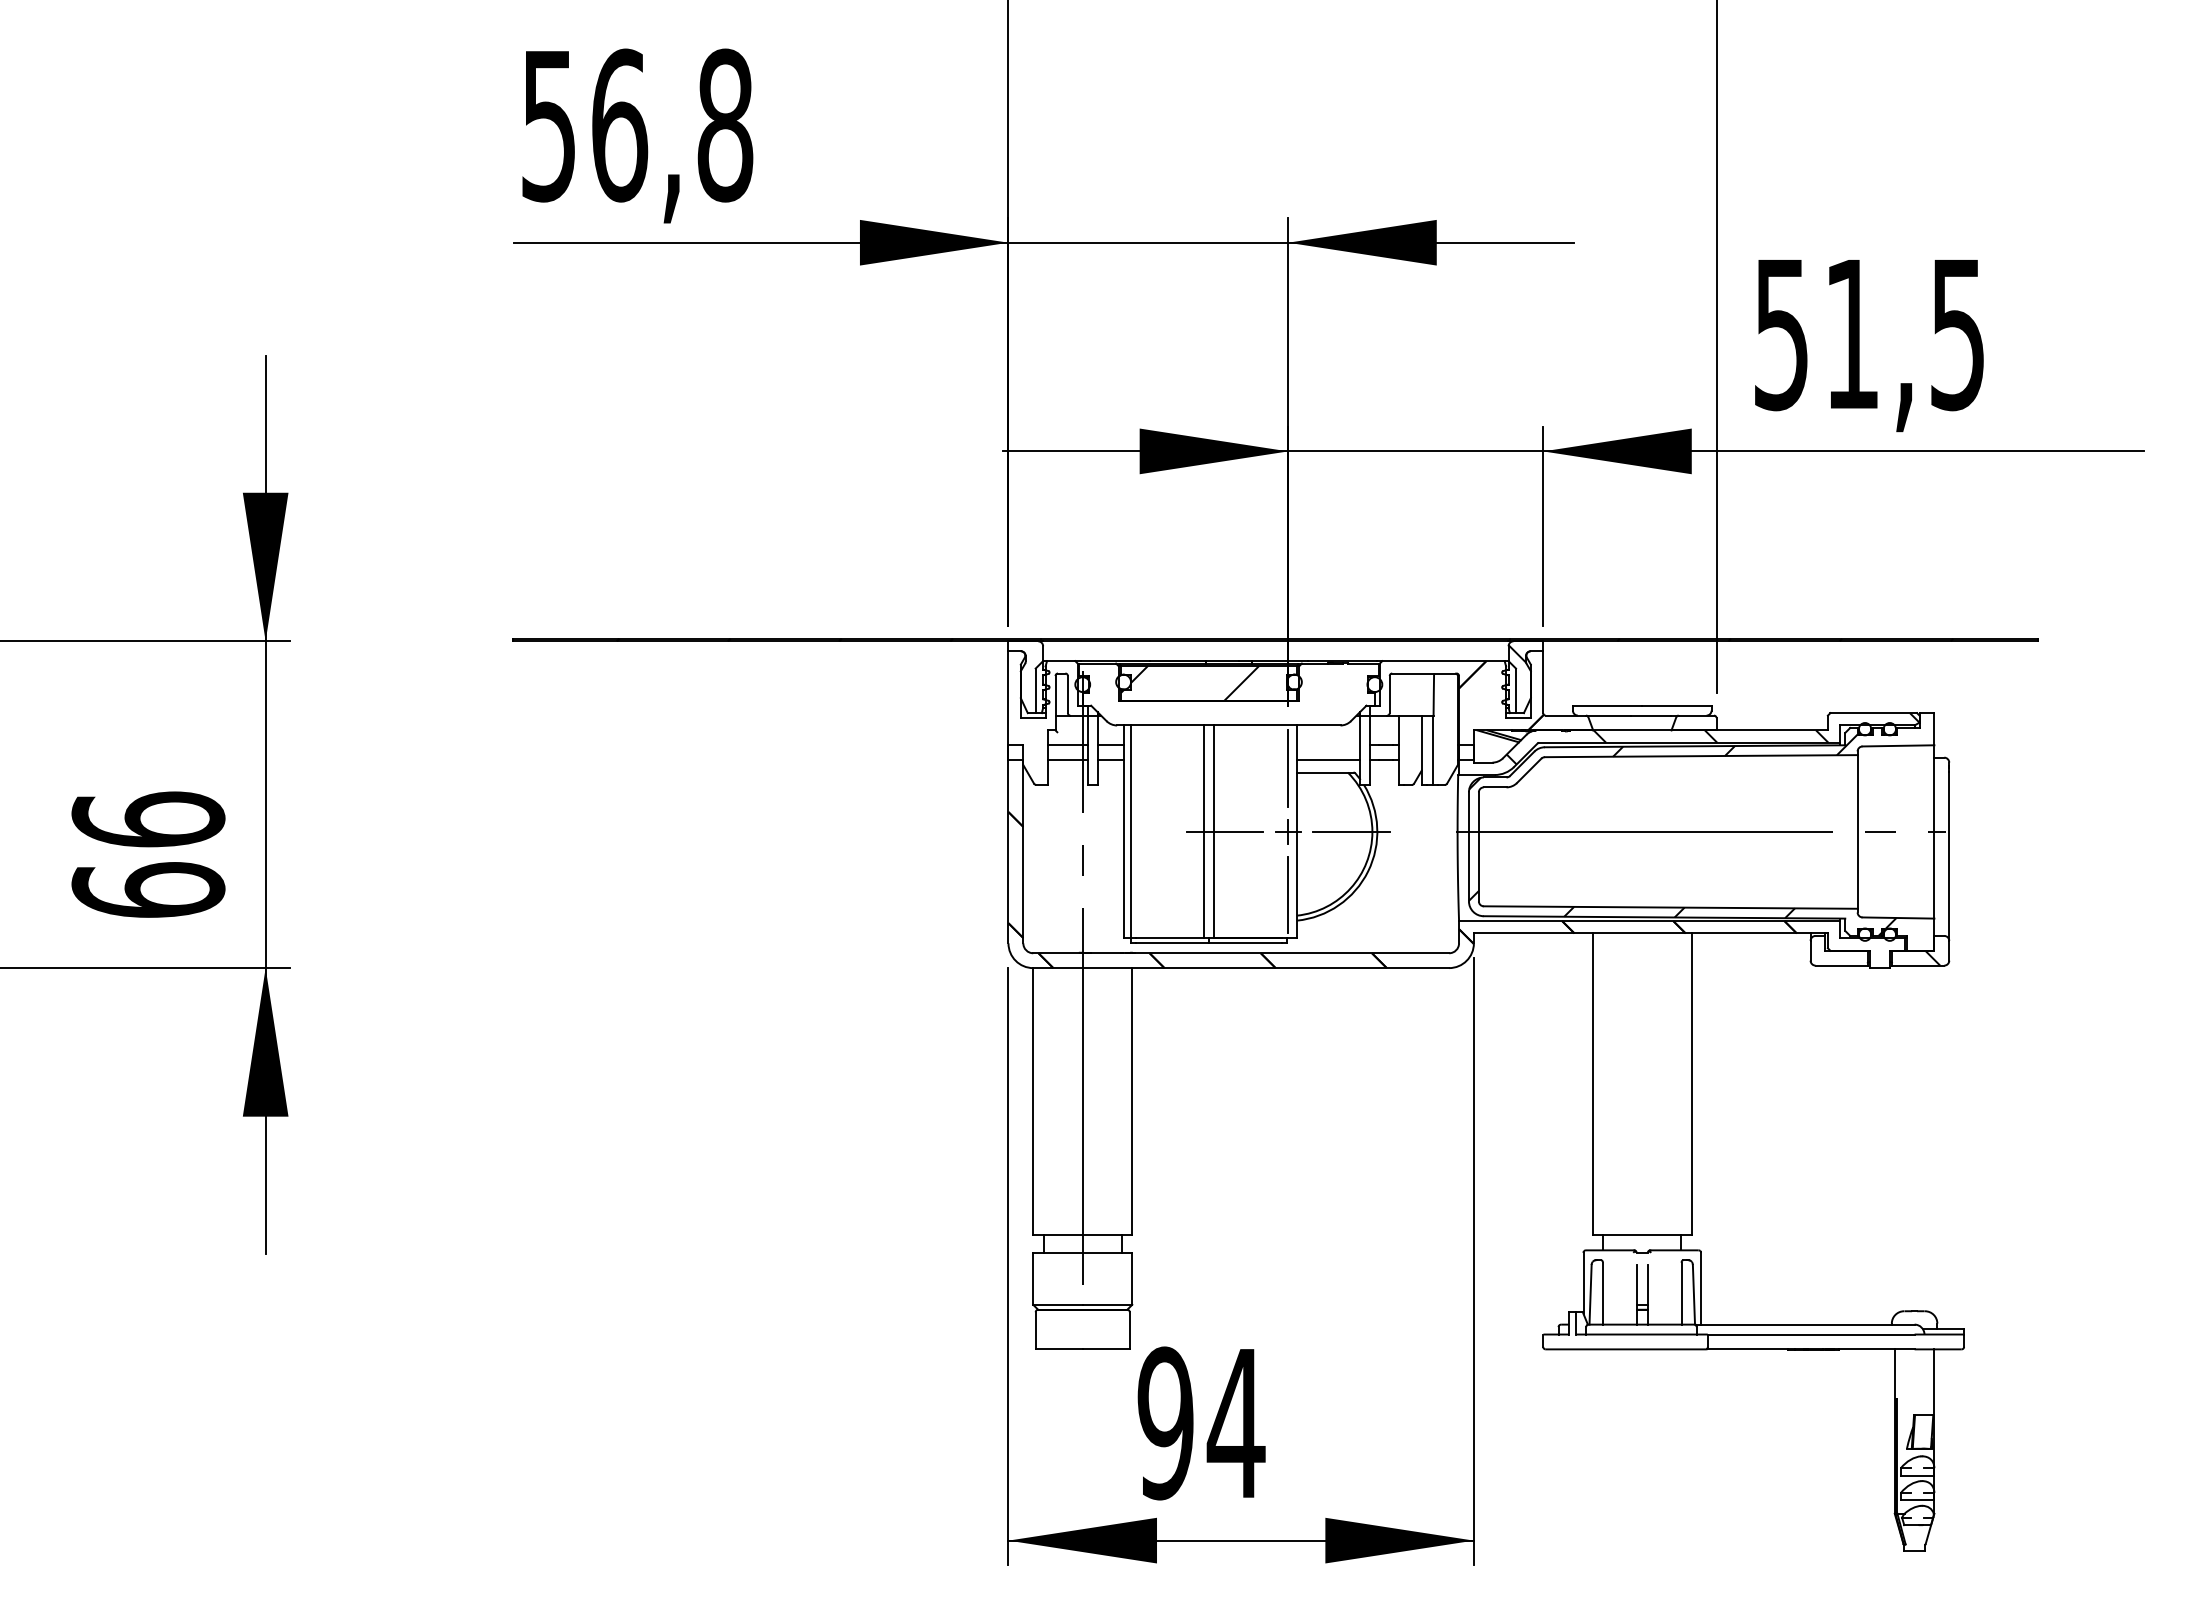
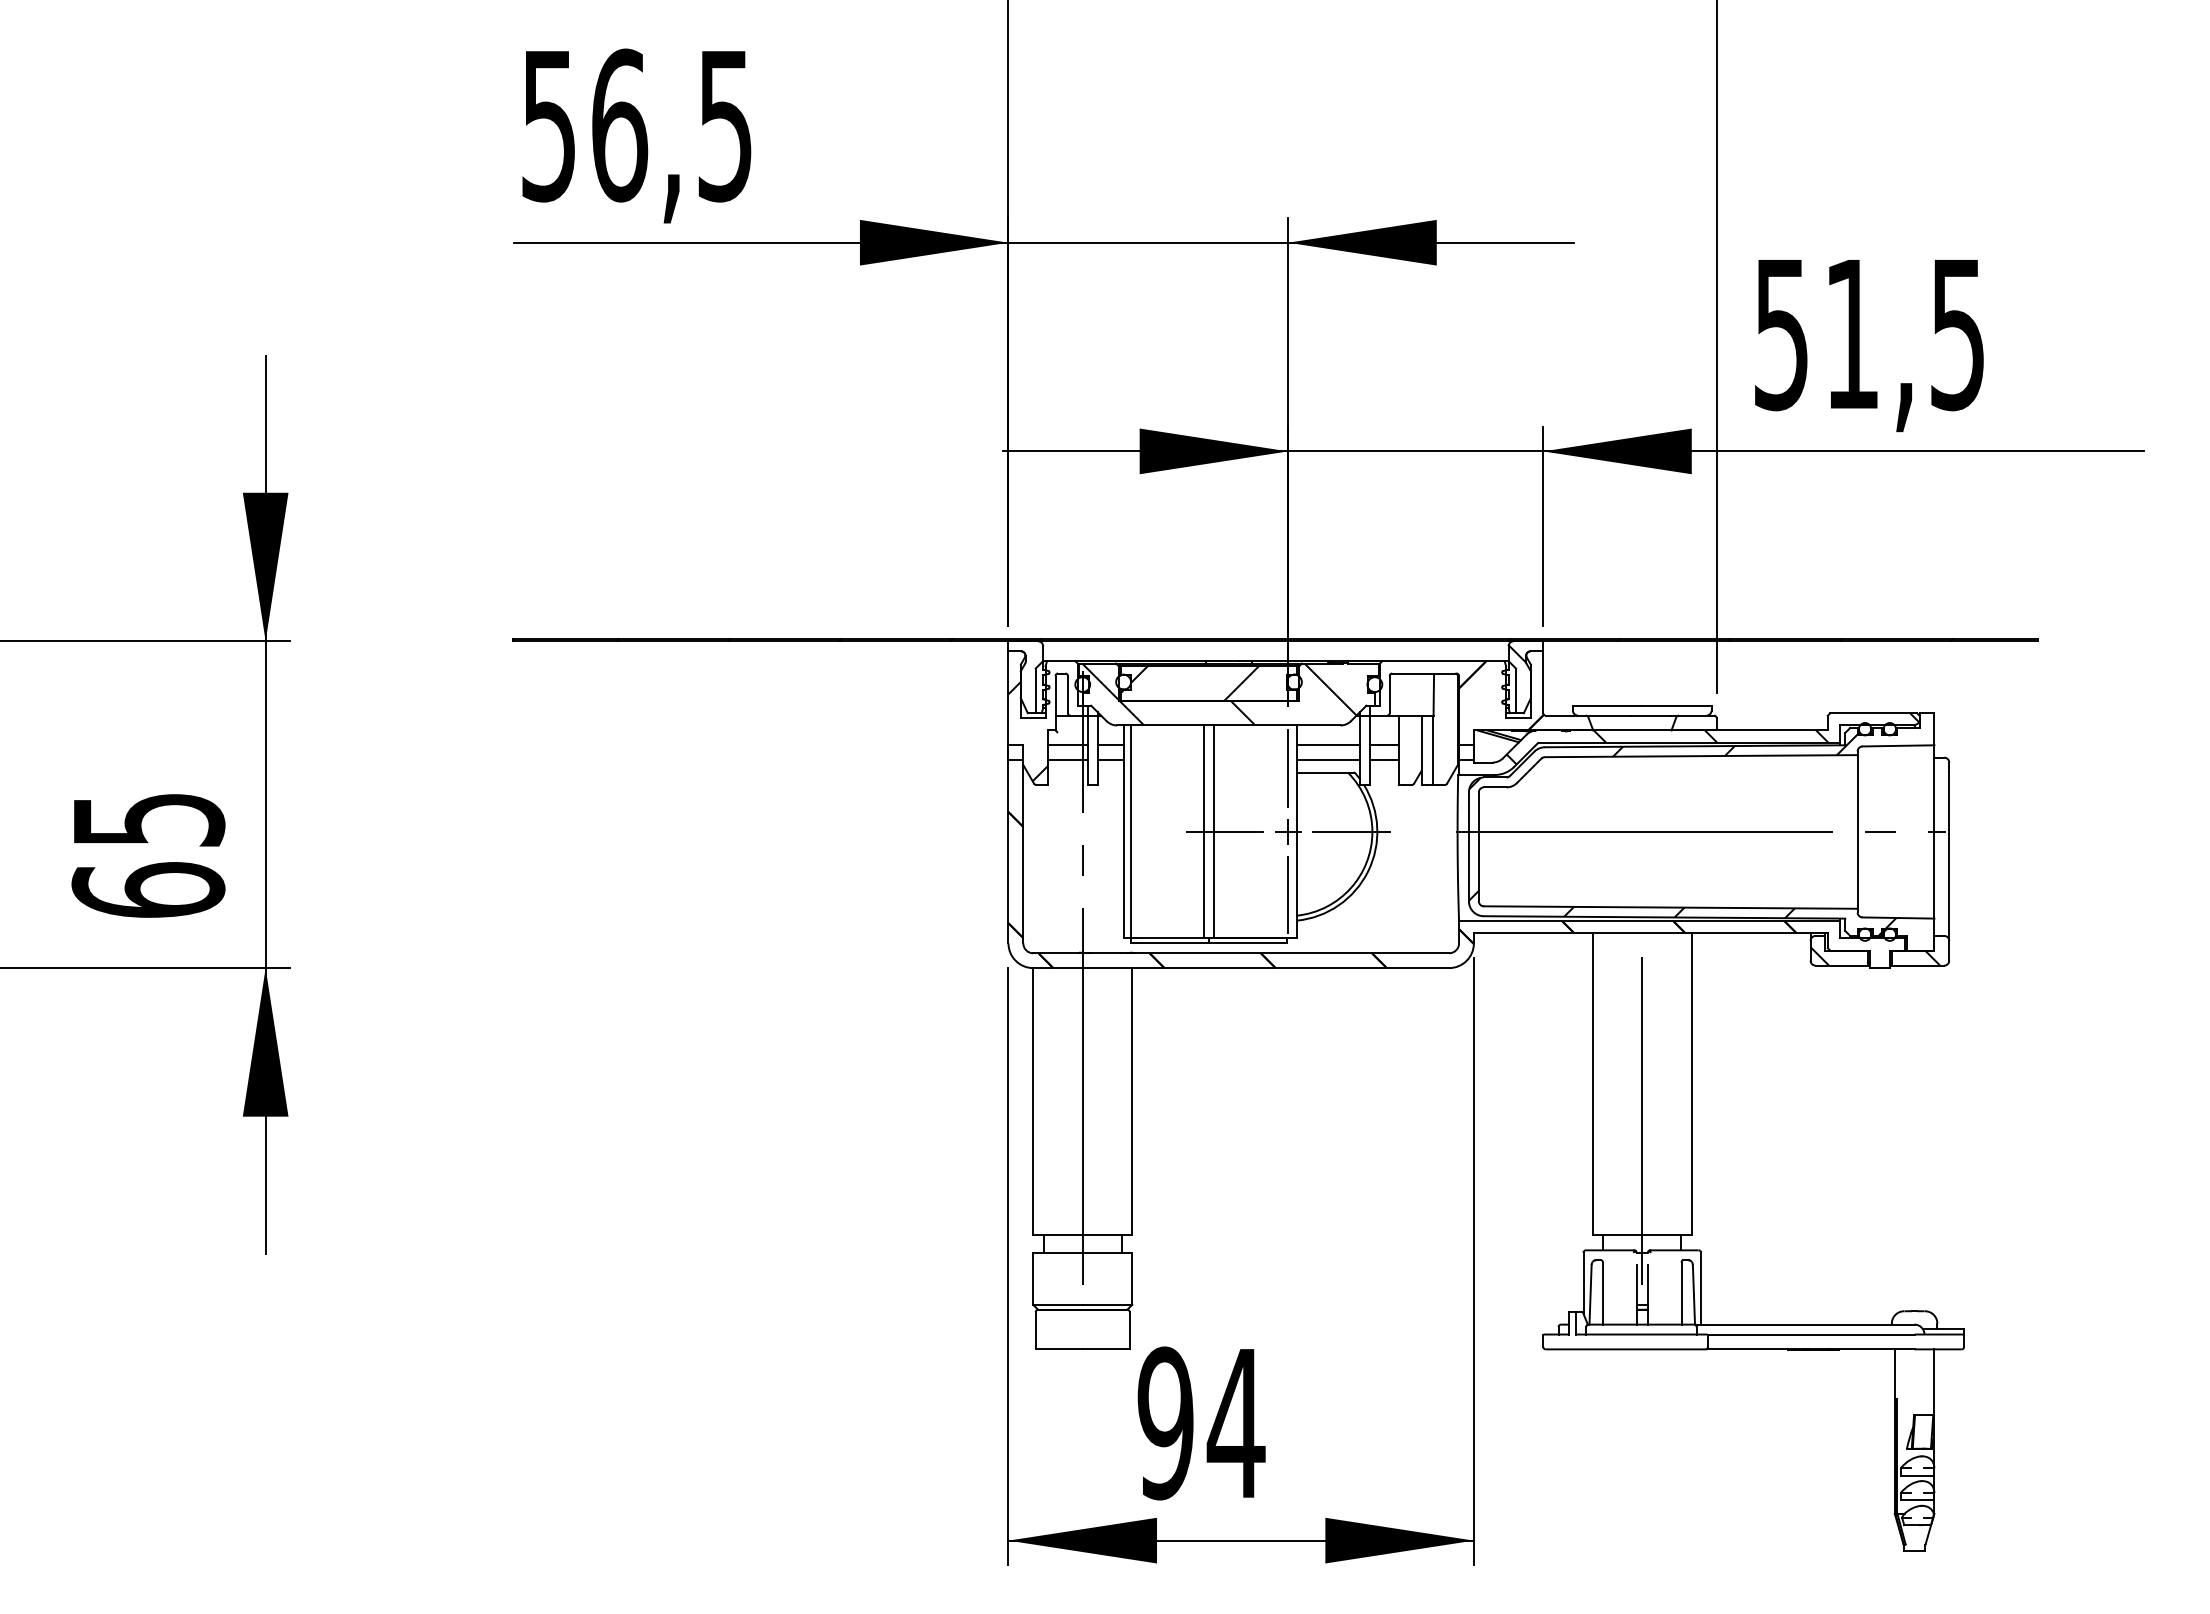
text: 56,8 -> 56,5 (725, 125)
hatch: none -> present (1219, 694)
hatch: none -> present (1028, 731)
line: none -> present (1328, 745)
text: 66 -> 65 (148, 819)
hatch: none -> present (1819, 956)
line: none -> present (1642, 1120)
